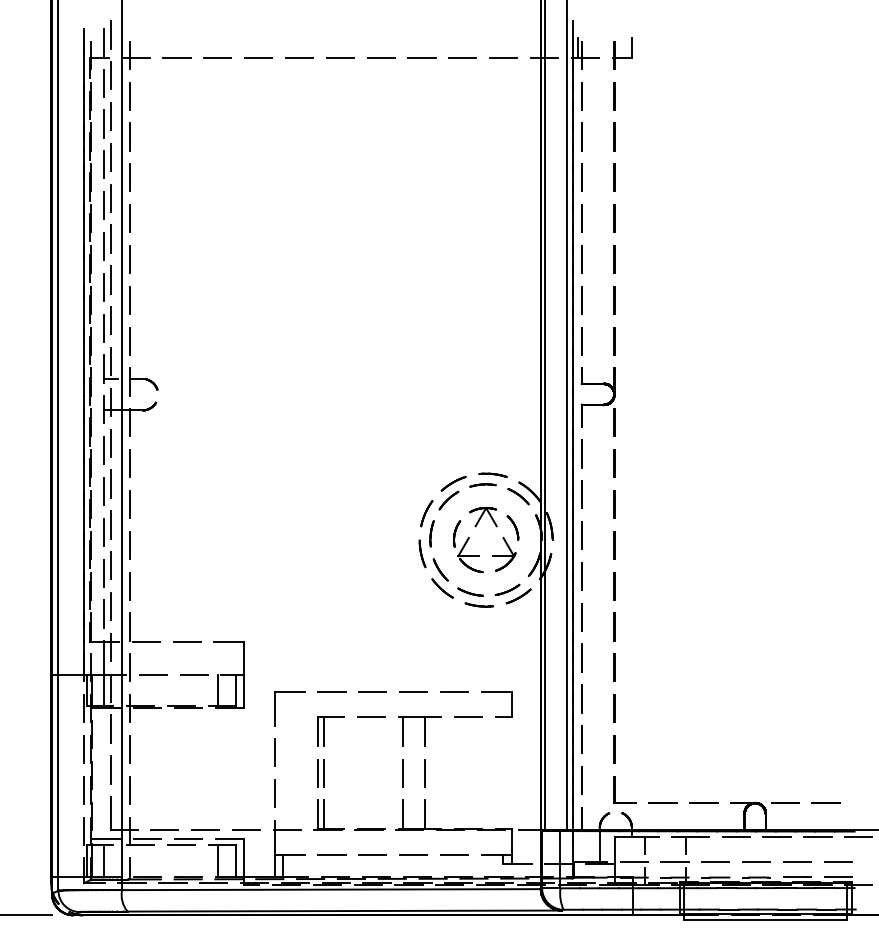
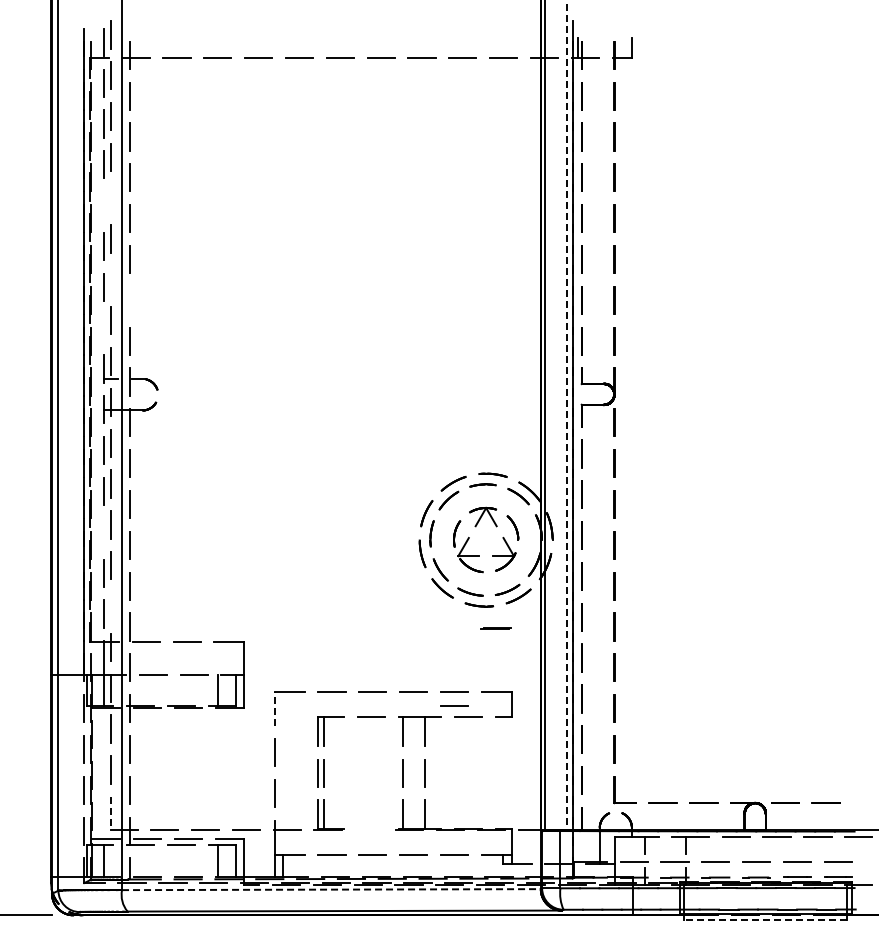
part: present -> none (107, 201)
line: present -> none (111, 279)
line: present -> none (130, 299)
line: present -> none (103, 327)
line: solid -> dashed (566, 415)
line: present -> none (103, 531)
line: present -> none (111, 606)
line: none -> present (454, 705)
line: solid -> dashed (274, 708)
line: solid -> dashed (111, 813)
line position: (369, 829) -> (495, 628) (495, 628)
line: solid -> dashed (331, 889)
line: solid -> dashed (765, 919)
